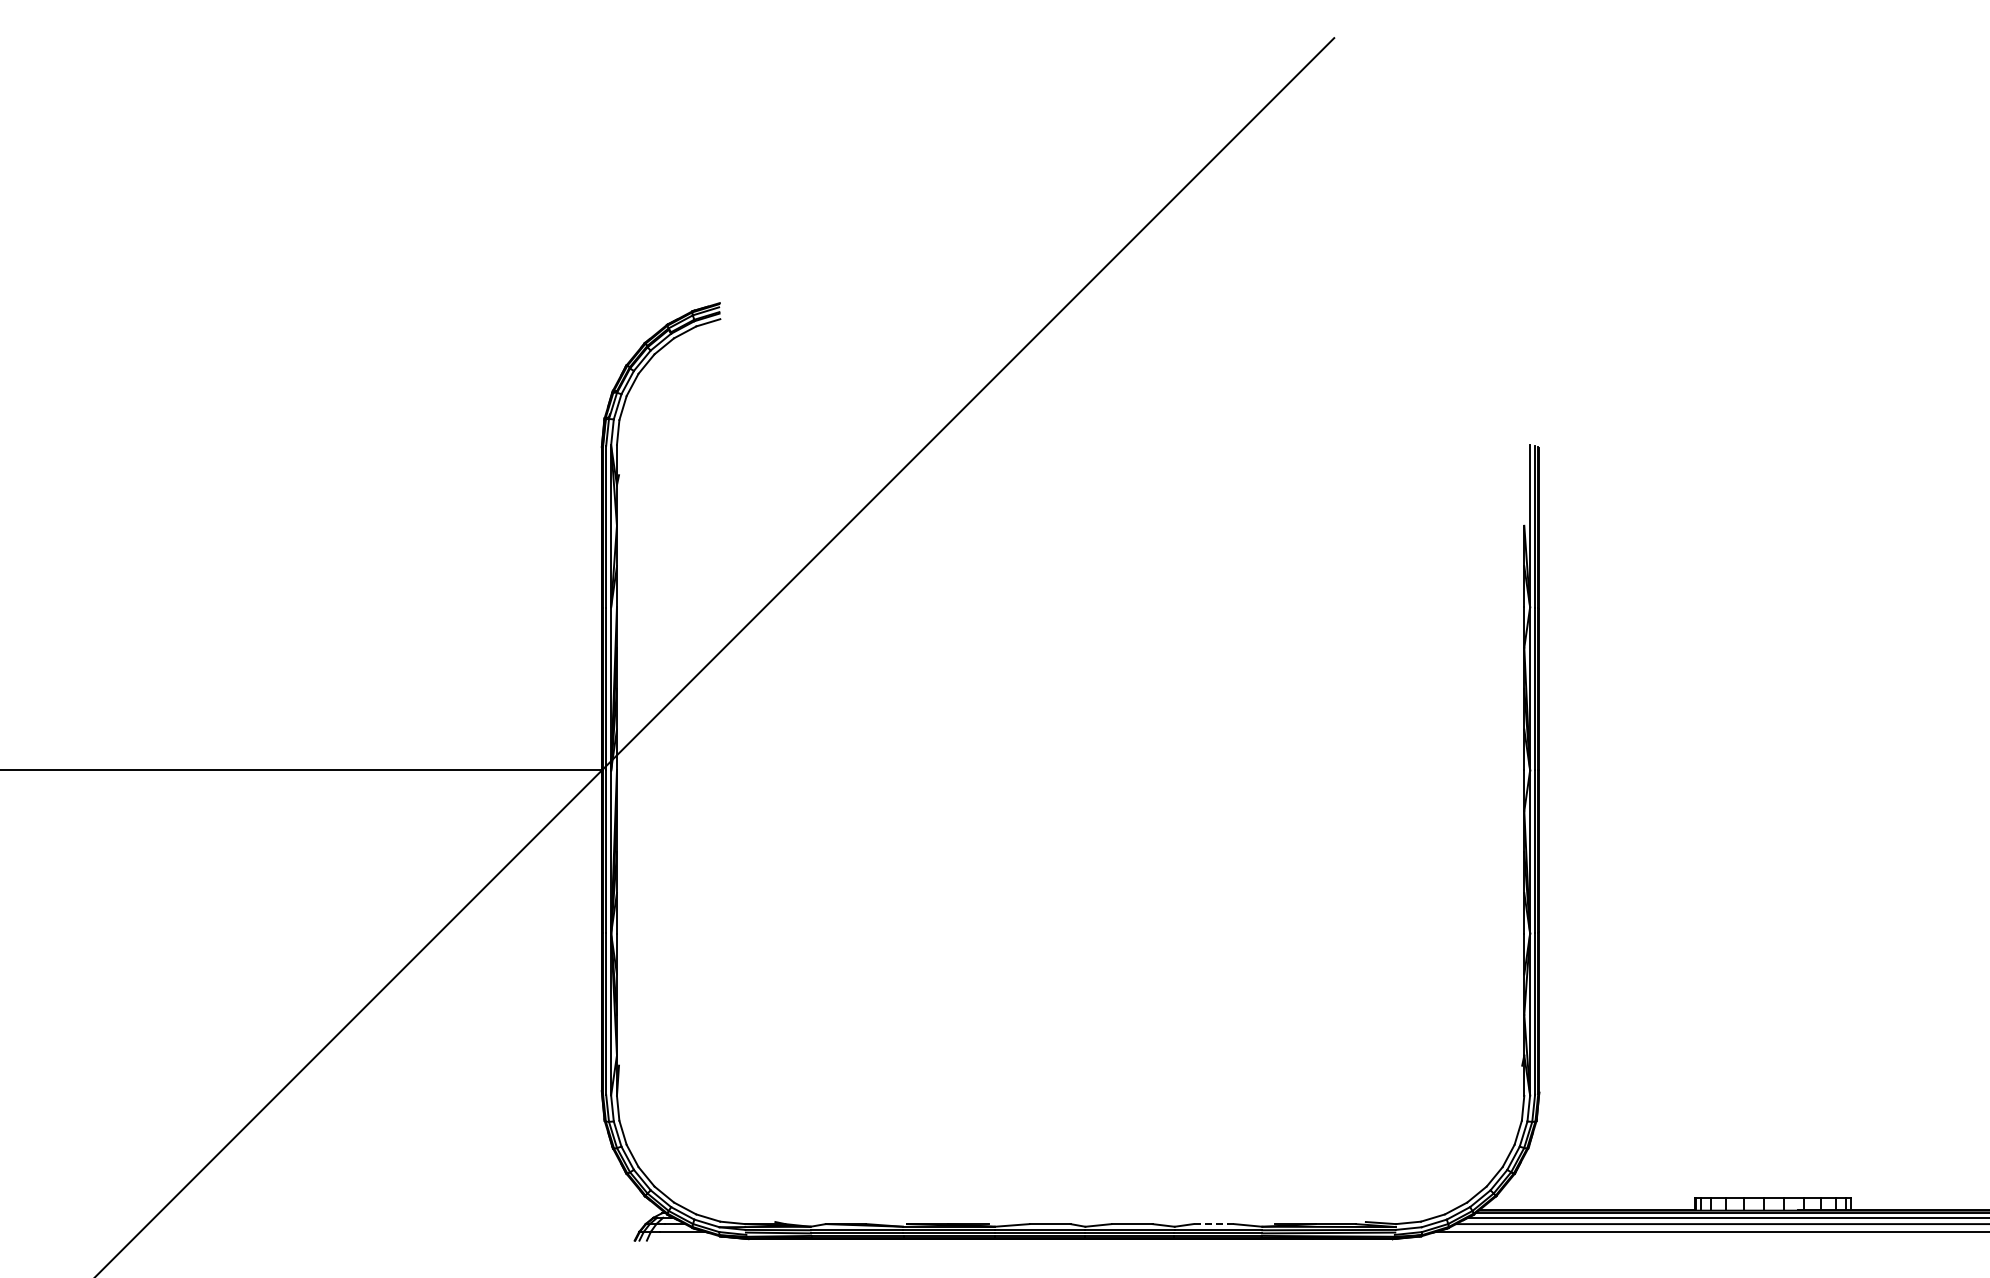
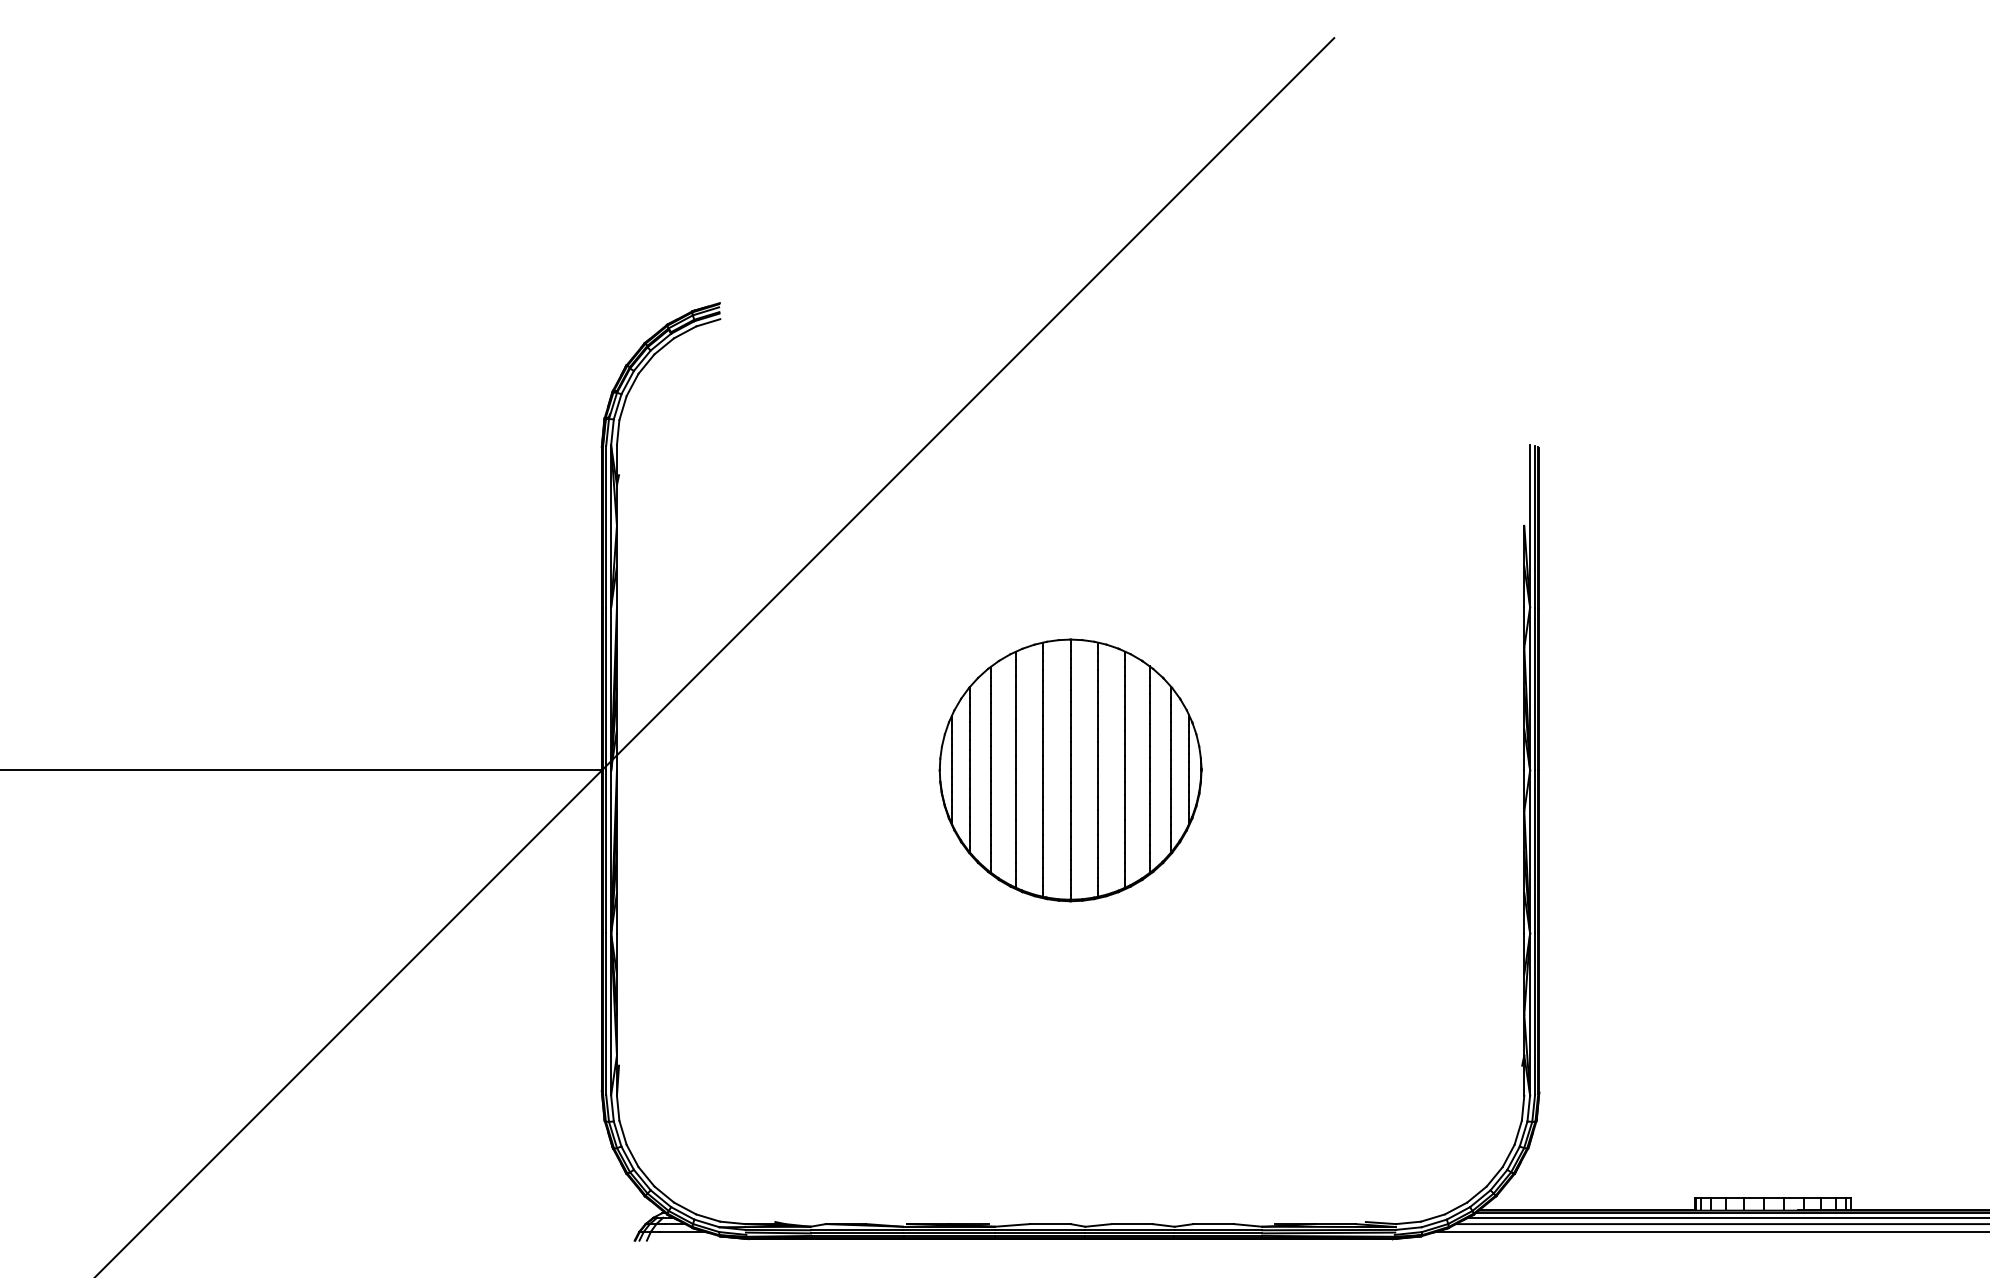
part: none -> present (1070, 770)
line: dashed -> solid (1213, 1224)
